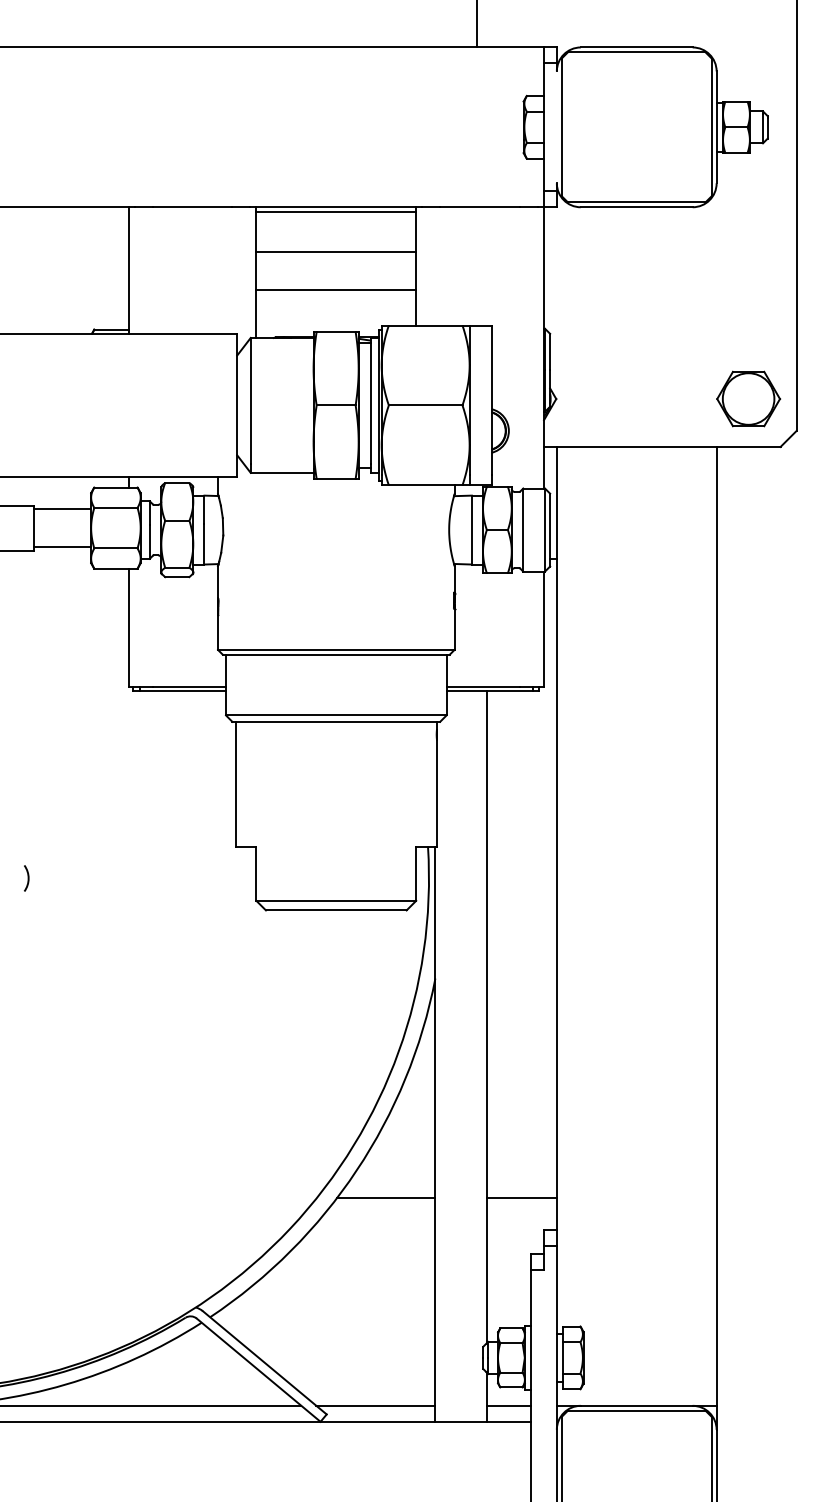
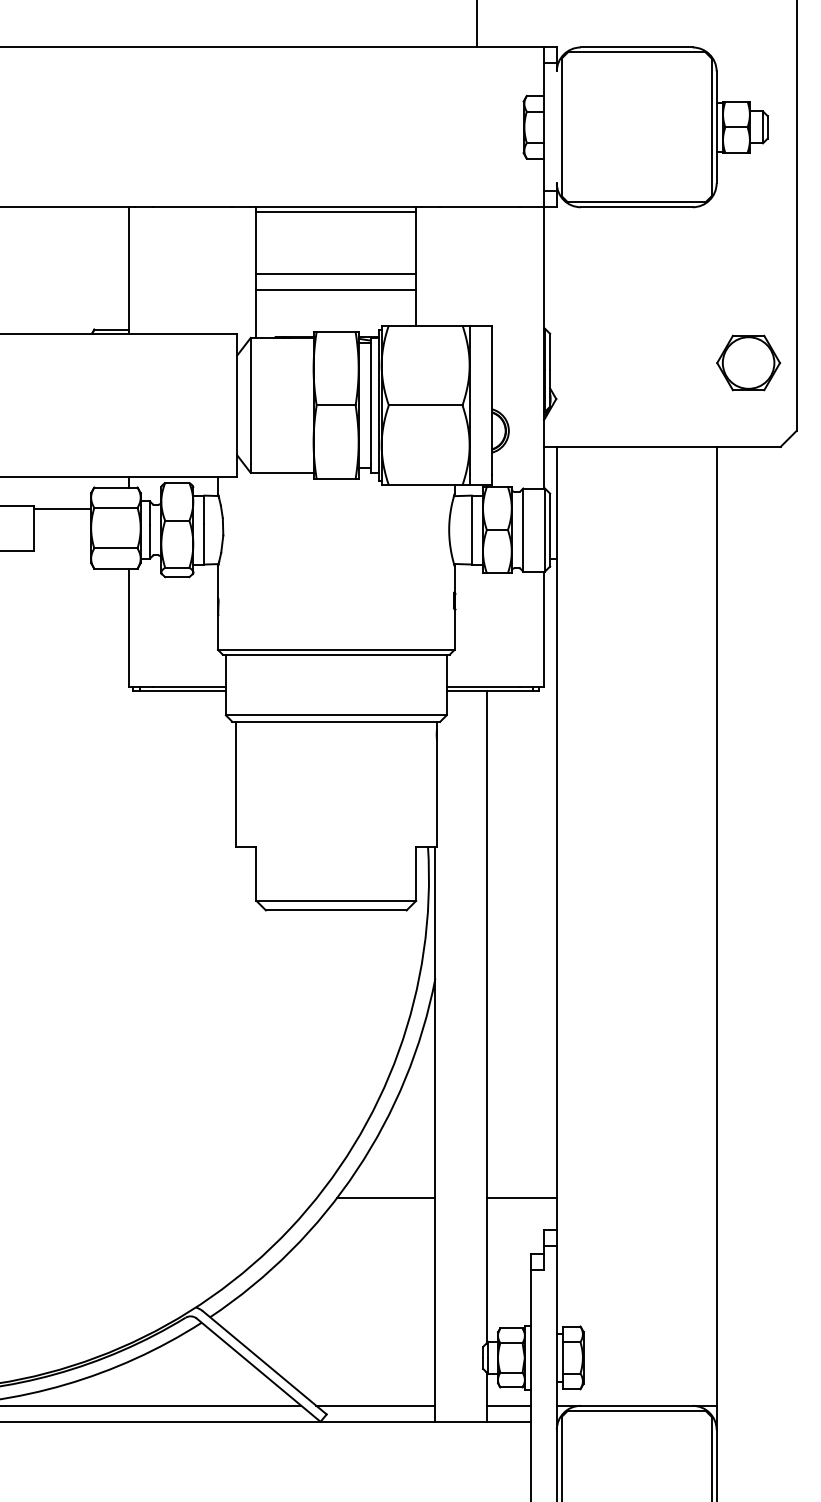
line position: (336, 252) -> (336, 274) (336, 274)
part position: (748, 398) -> (748, 362) (748, 362)
line: present -> none (62, 547)
arc: present -> none (27, 878)
